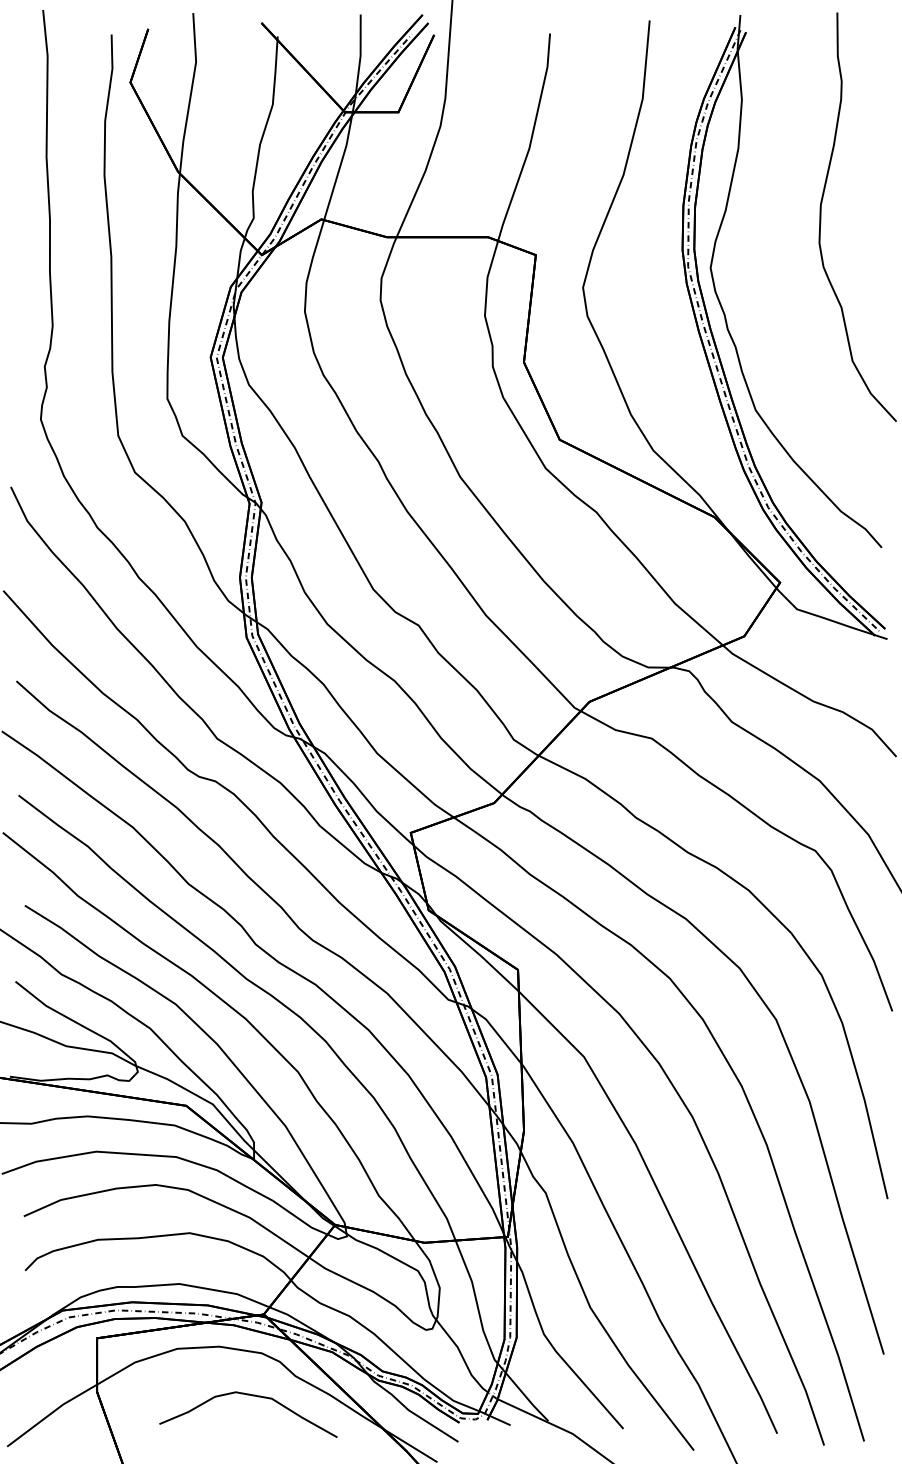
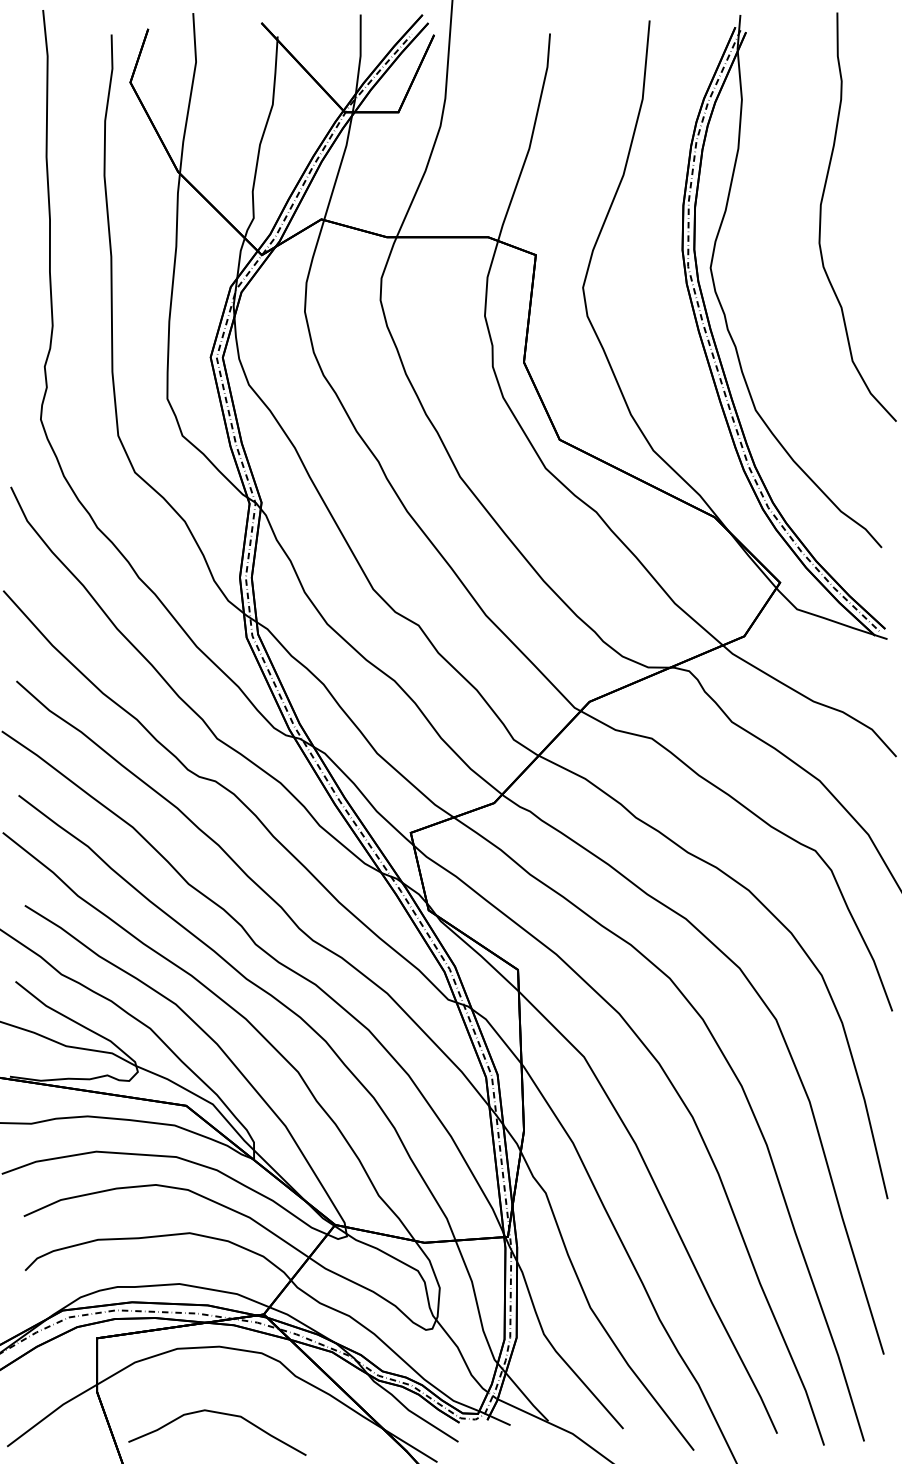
curve position: (252, 1396) -> (221, 1414) (221, 1414)
